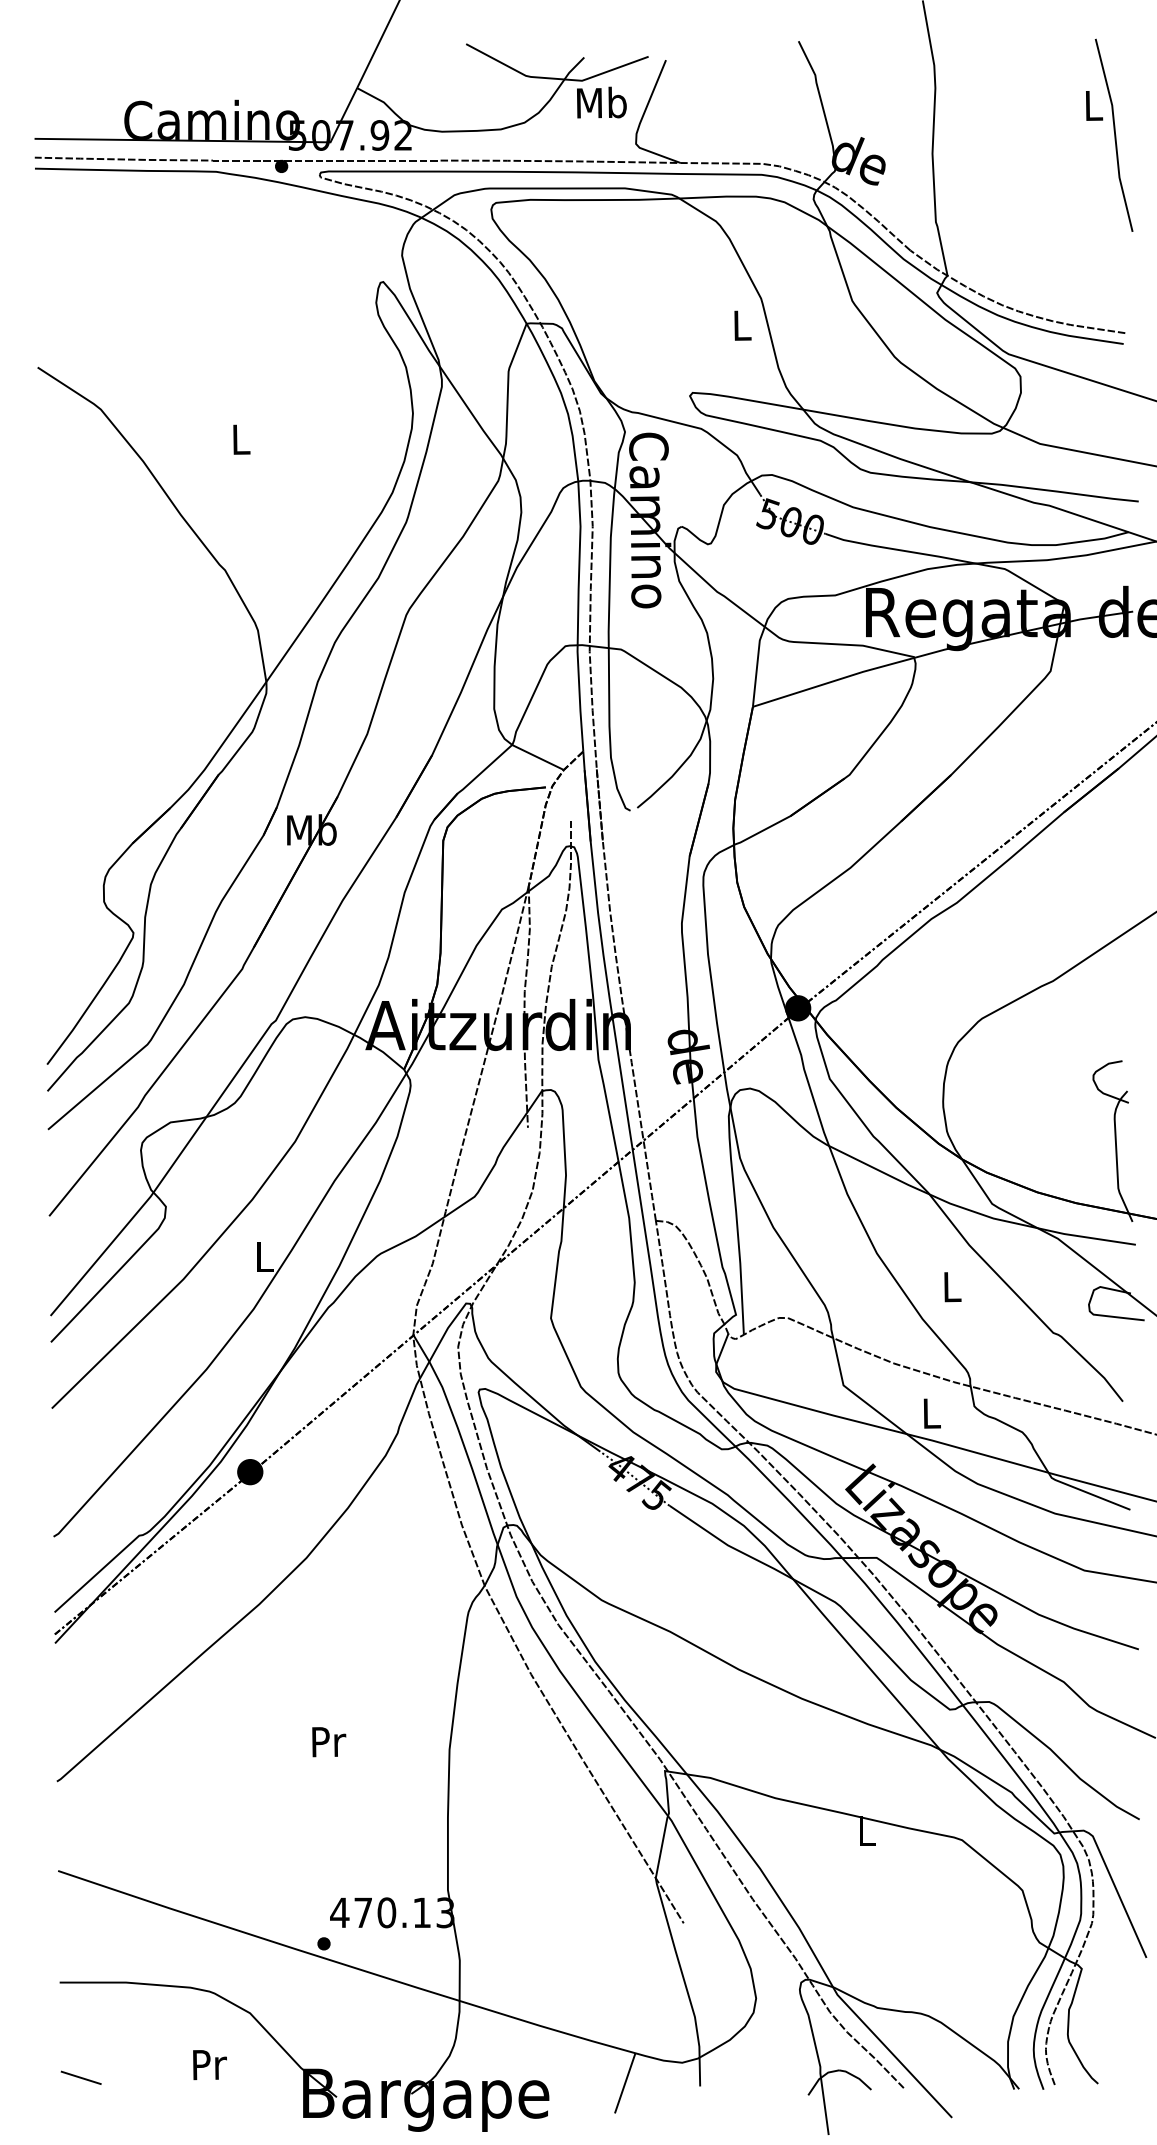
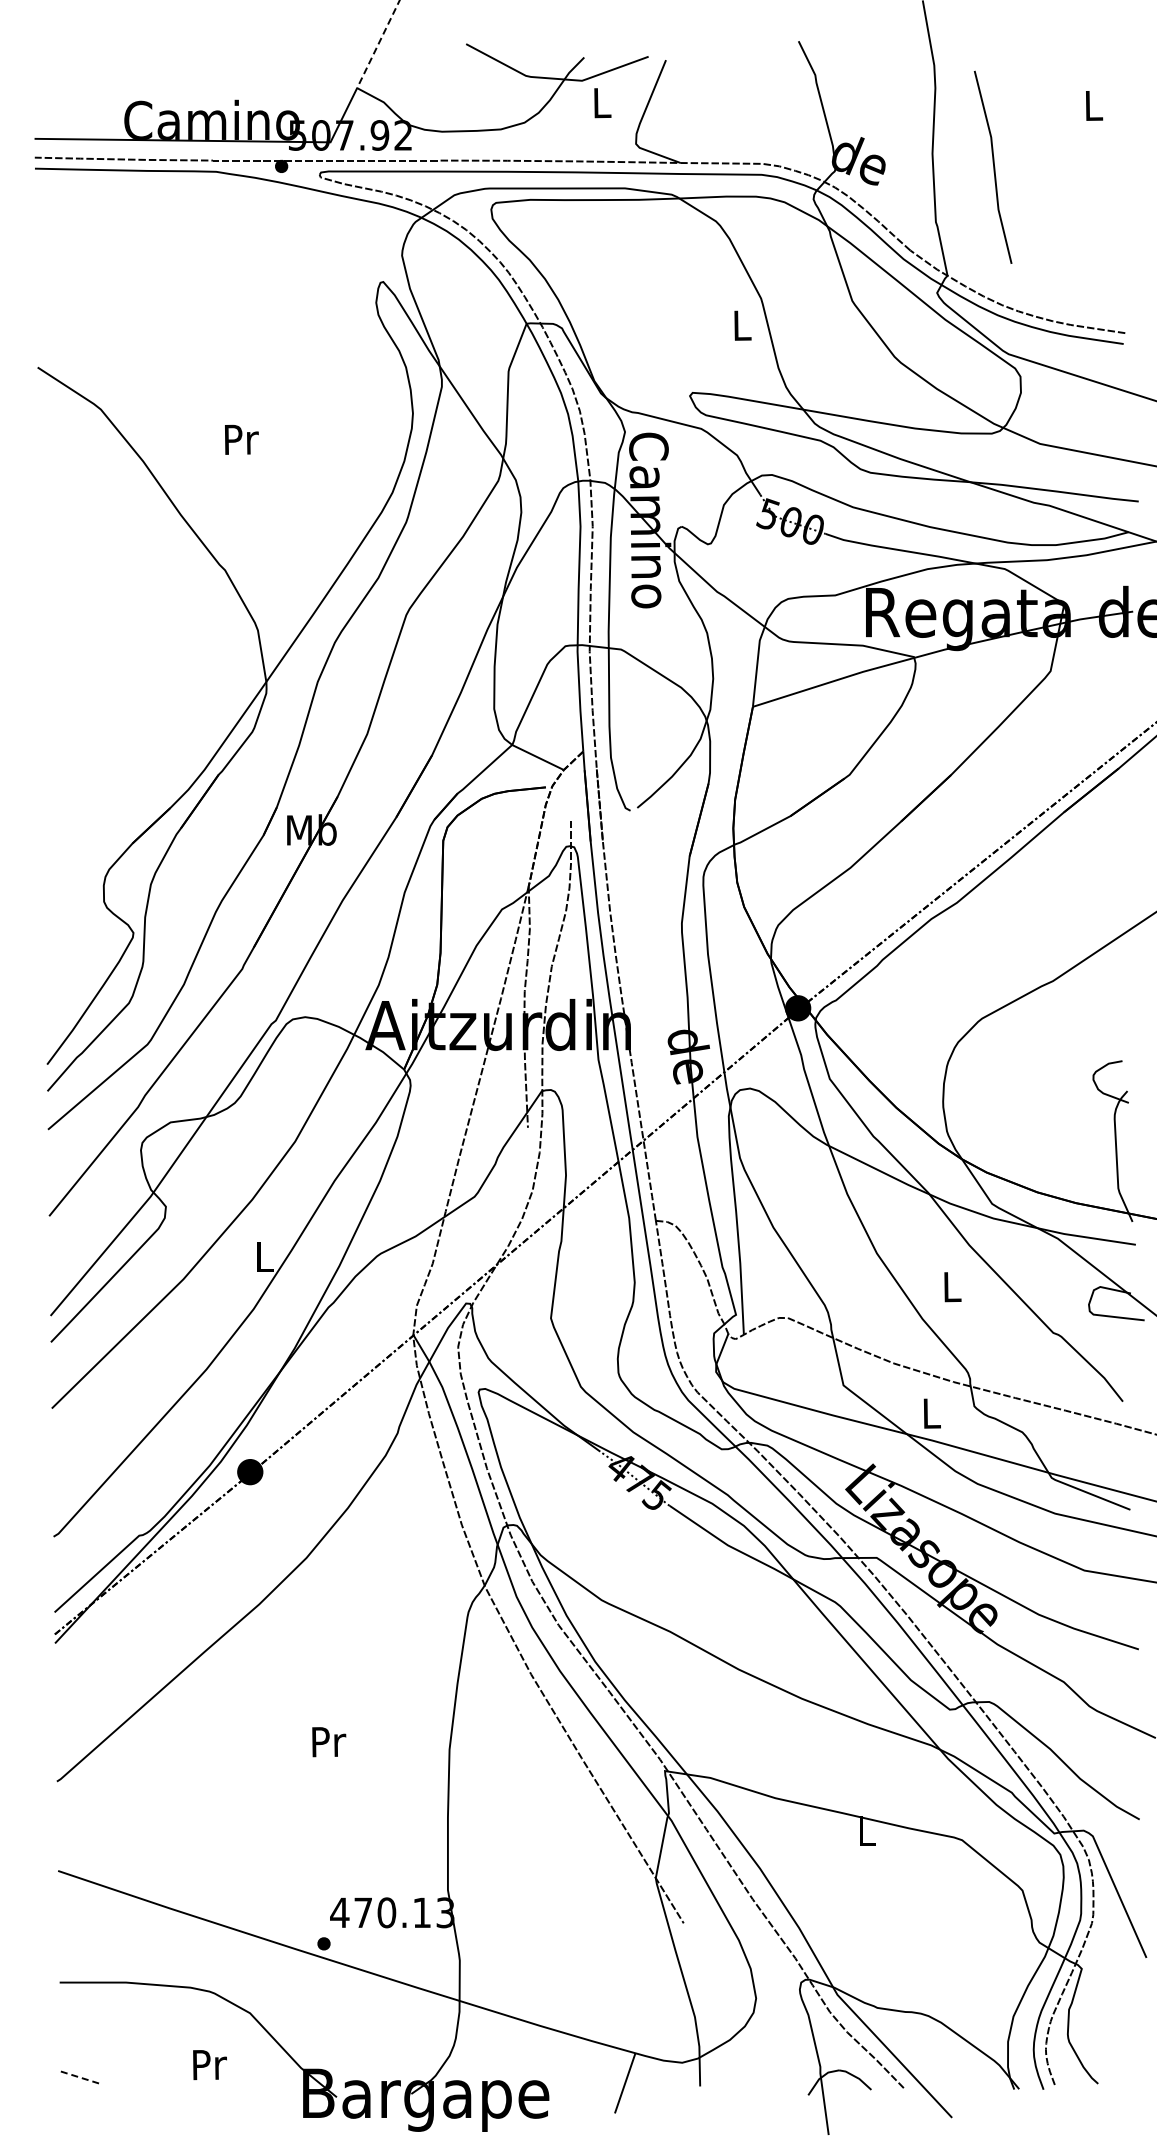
line: solid -> dashed (378, 44)
text: Mb -> L (601, 102)
line position: (1114, 134) -> (993, 166) (993, 166)
text: L -> Pr (241, 439)
line: solid -> dashed (81, 2078)
